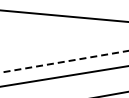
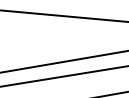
line: dashed -> solid (64, 61)
